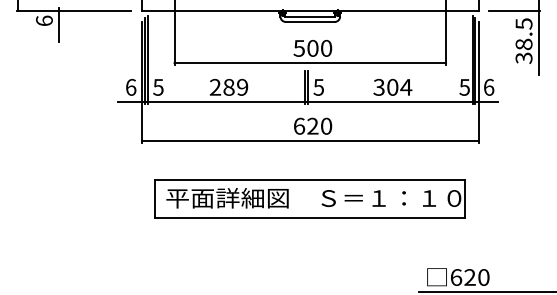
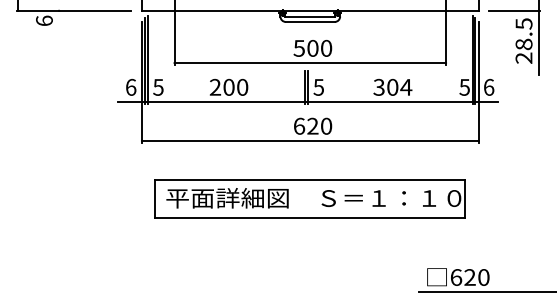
line: present -> none (59, 24)
text: 38.5 -> 28.5 (524, 58)
text: 289 -> 200 (235, 87)
